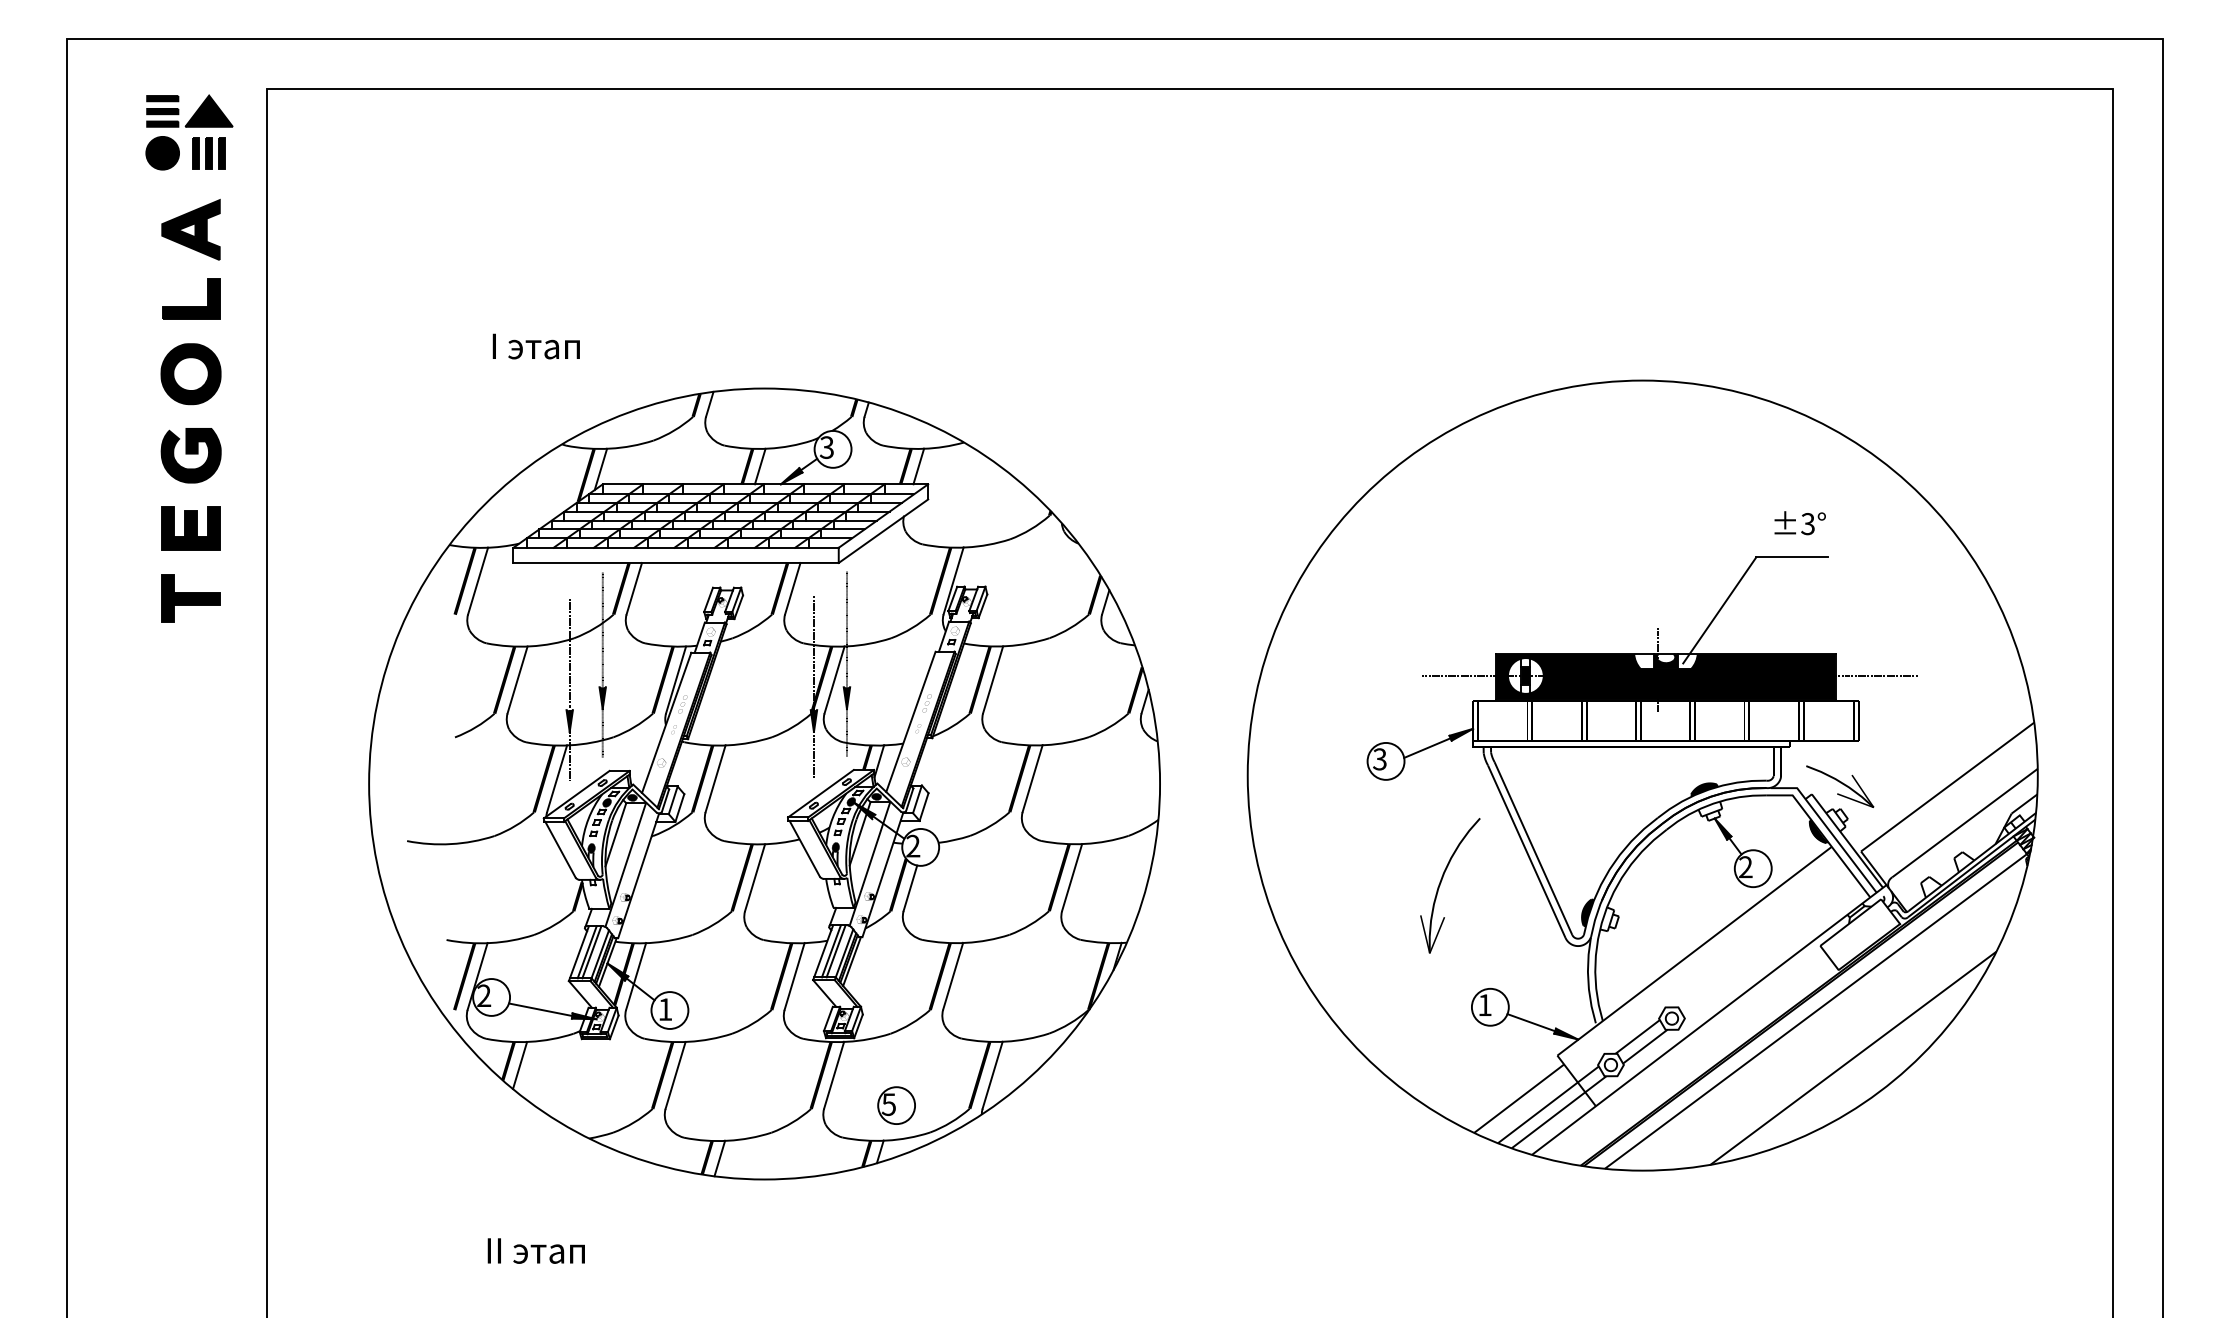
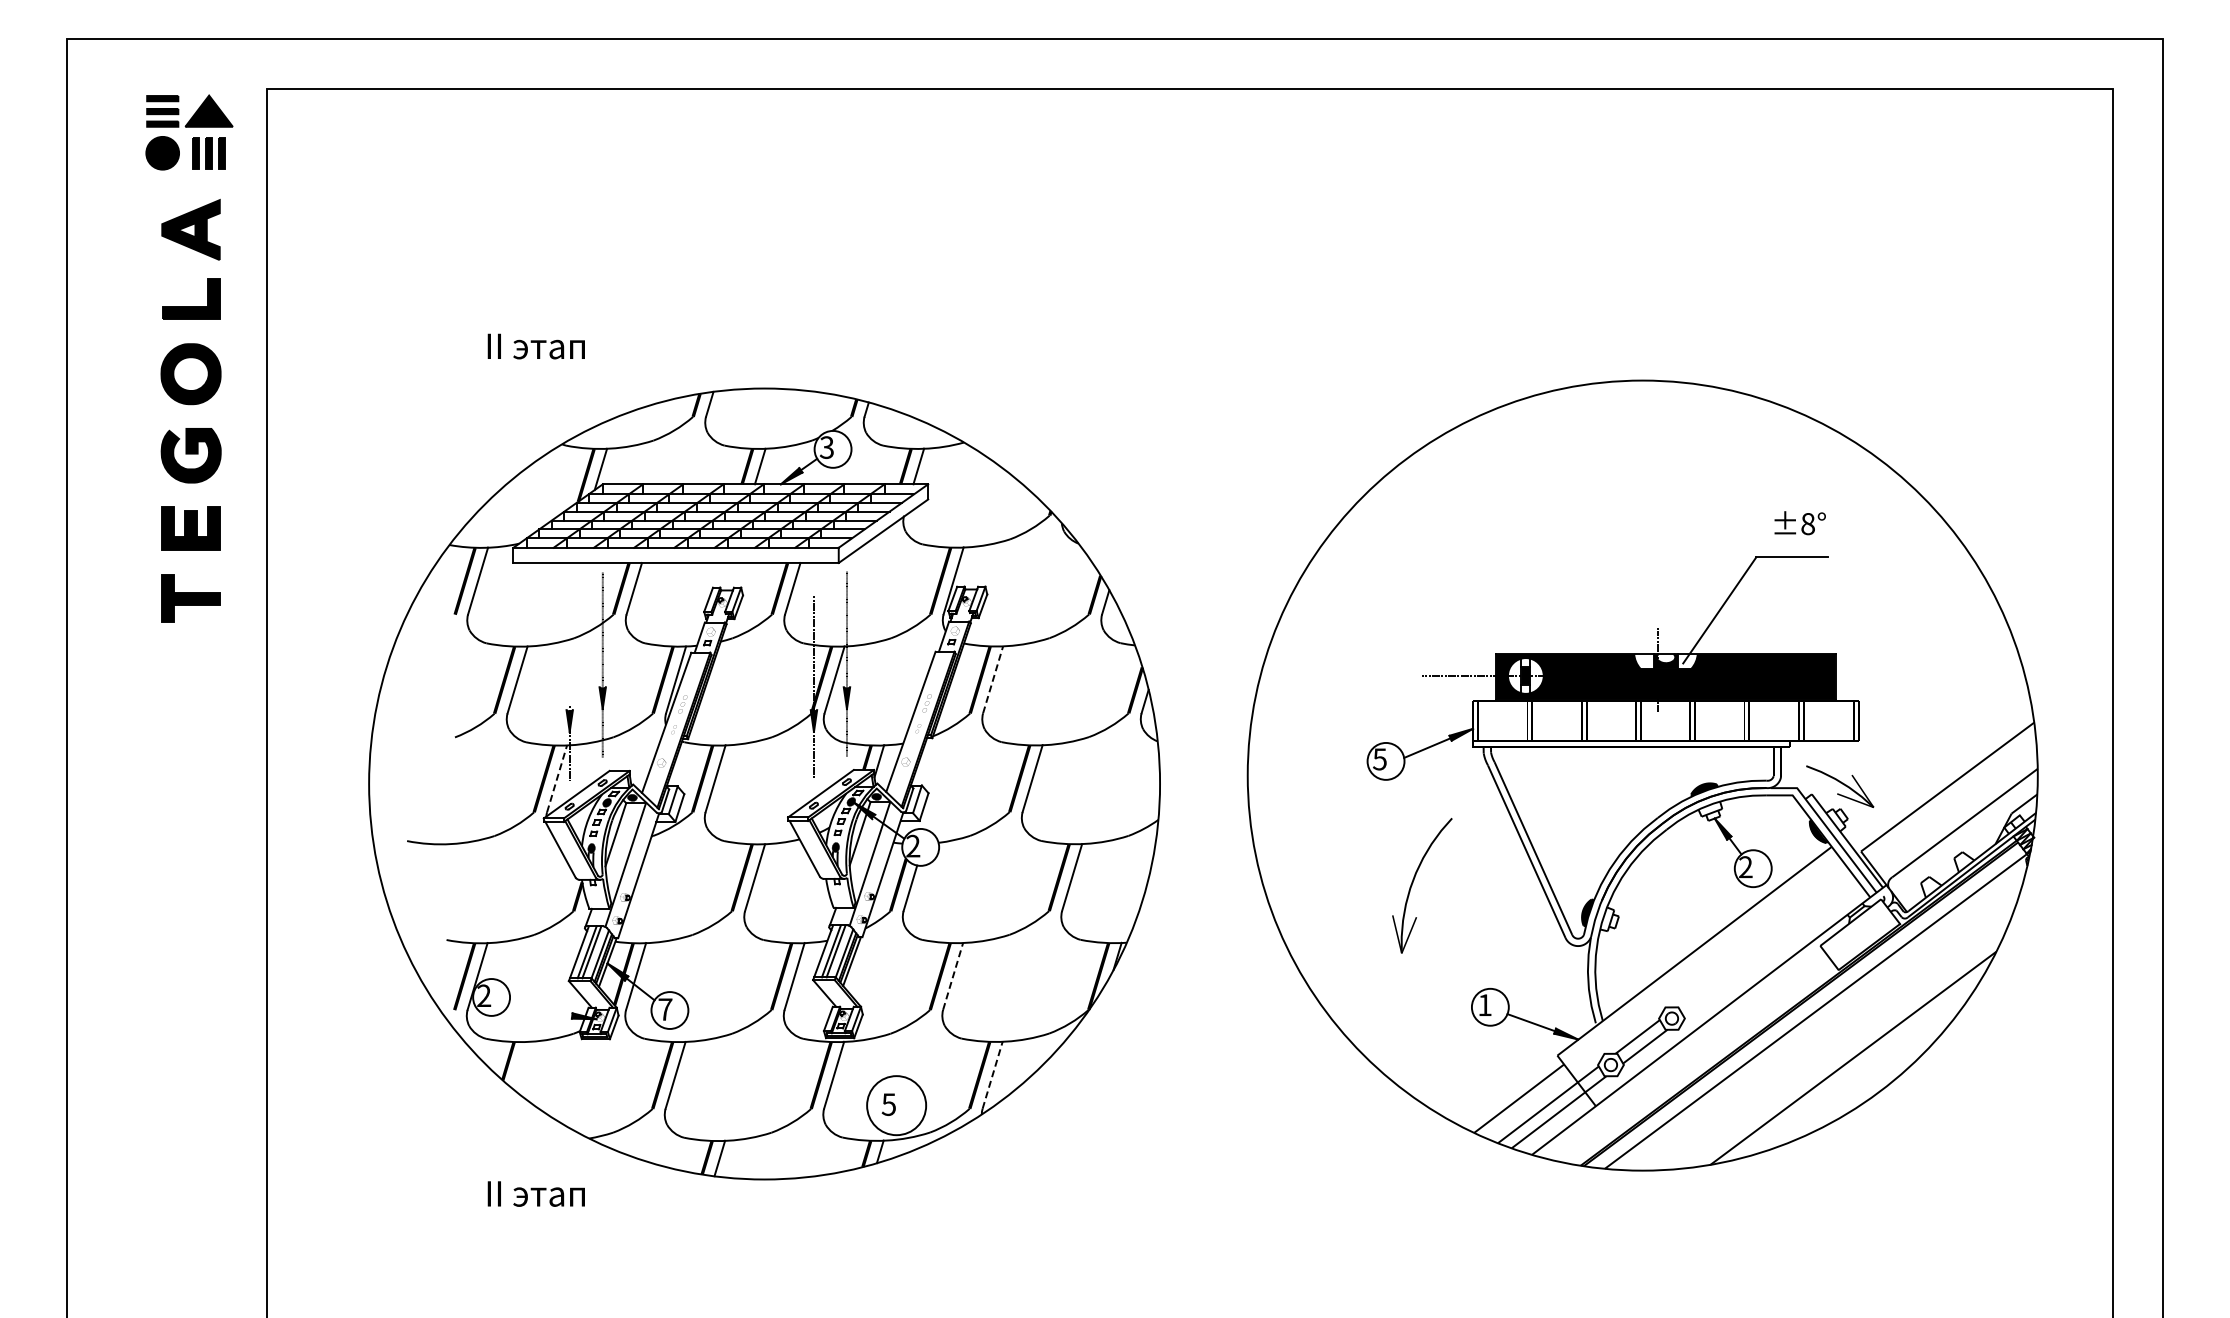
text: I этап -> II этап (535, 346)
text: ±3° -> ±8° (1807, 524)
line: present -> none (569, 651)
line: present -> none (1873, 675)
line: solid -> dashed (993, 679)
text: 3 -> 5 (1379, 758)
line: solid -> dashed (557, 778)
part position: (1441, 883) -> (1413, 883) (1413, 883)
line: solid -> dashed (953, 976)
line: present -> none (540, 1009)
text: 1 -> 7 (665, 1009)
line: present -> none (520, 1065)
line: solid -> dashed (992, 1075)
circle diameter: 37 px -> 59 px (896, 1105)
text position: (535, 1250) -> (535, 1193) (535, 1193)
